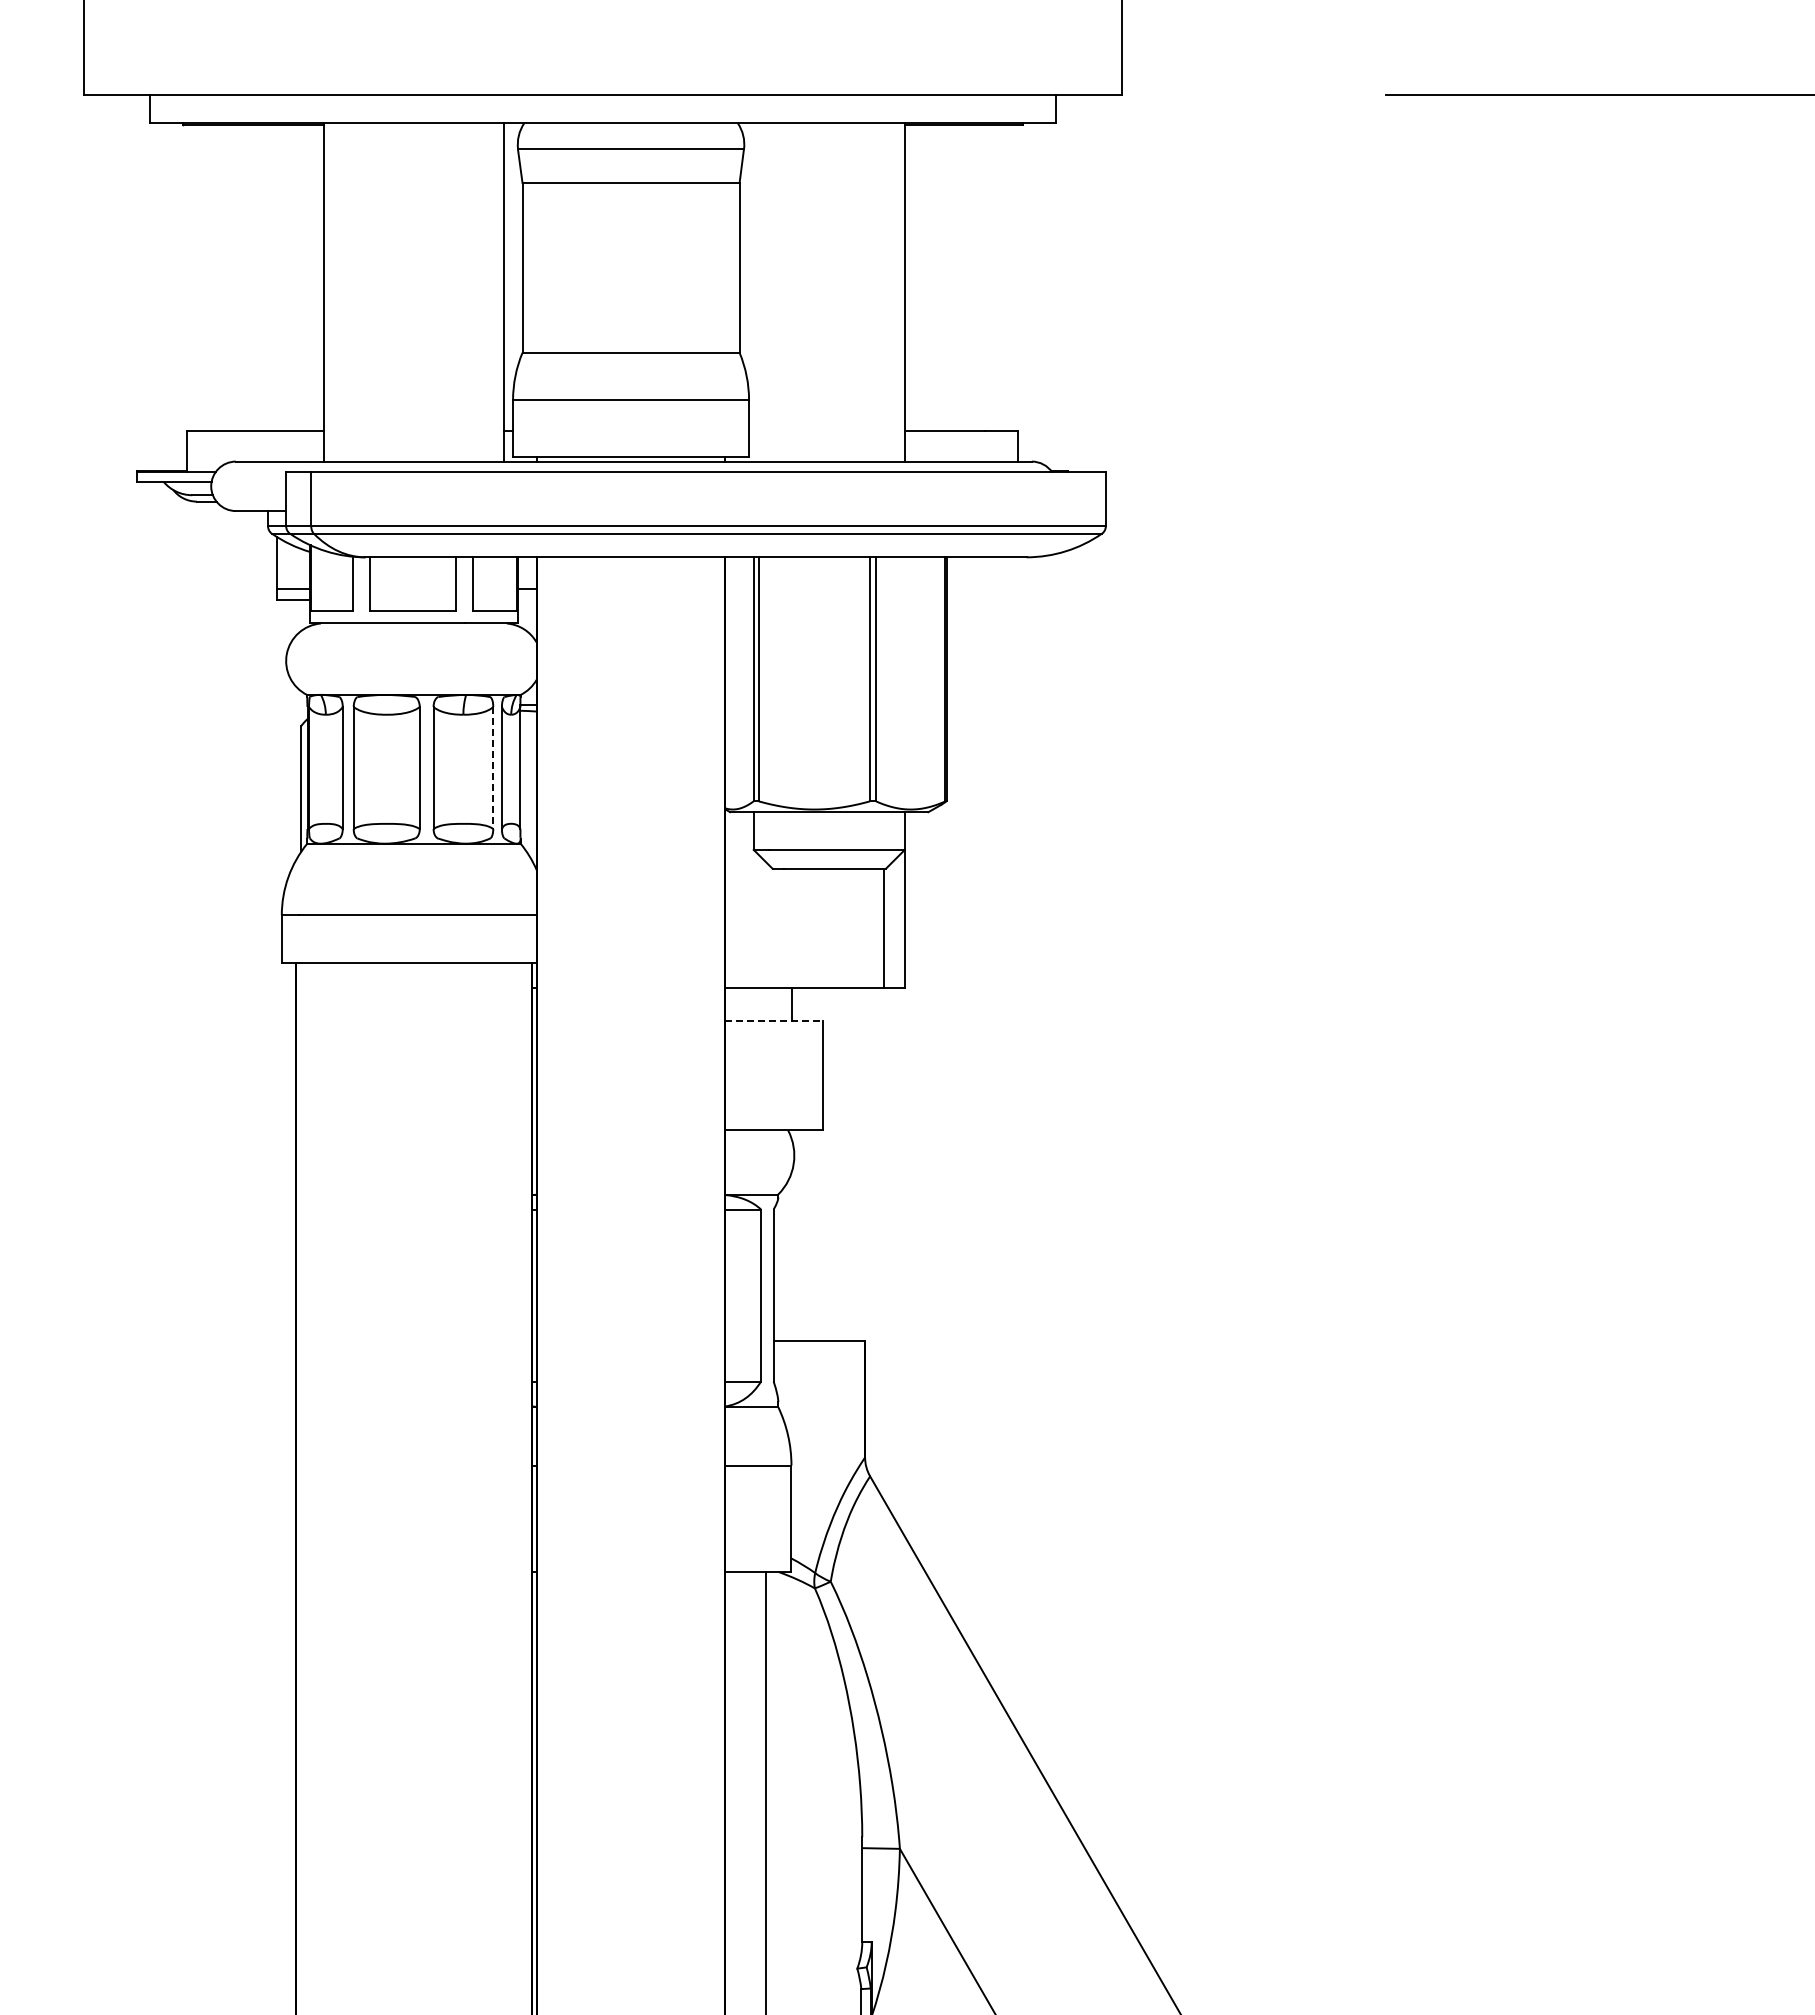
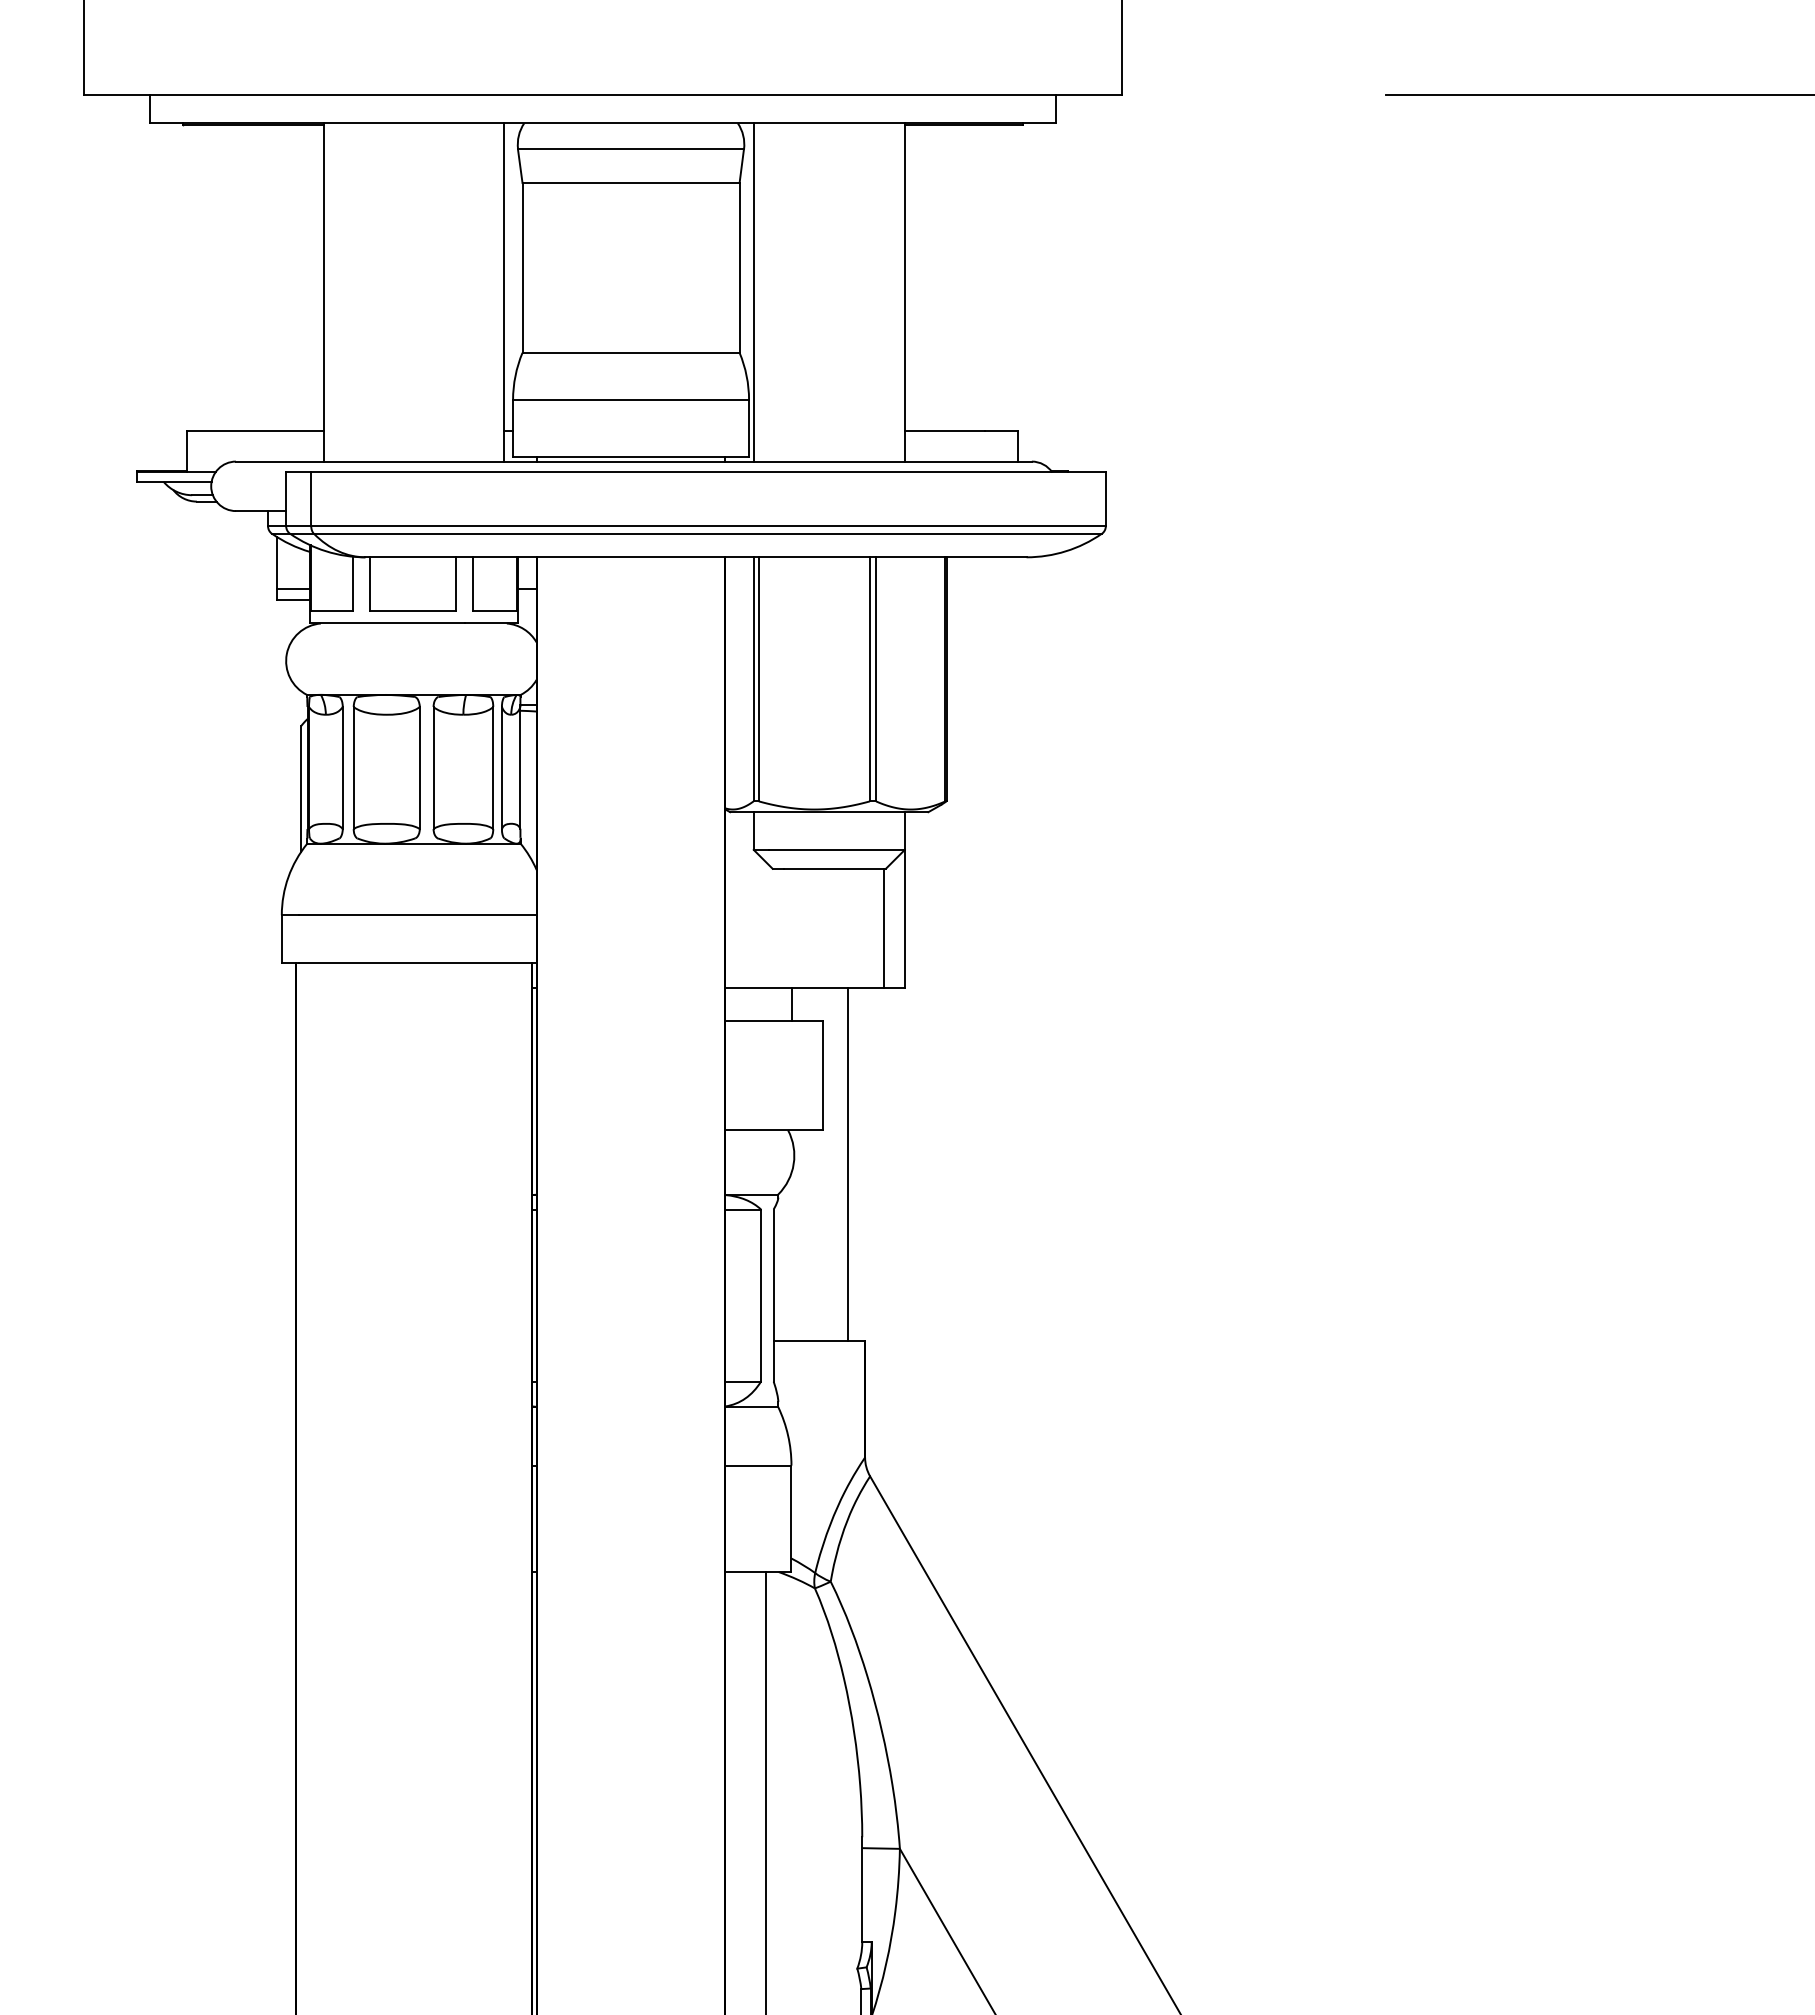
line: none -> present (753, 292)
line: dashed -> solid (493, 768)
line: dashed -> solid (774, 1020)
line: none -> present (848, 1163)
